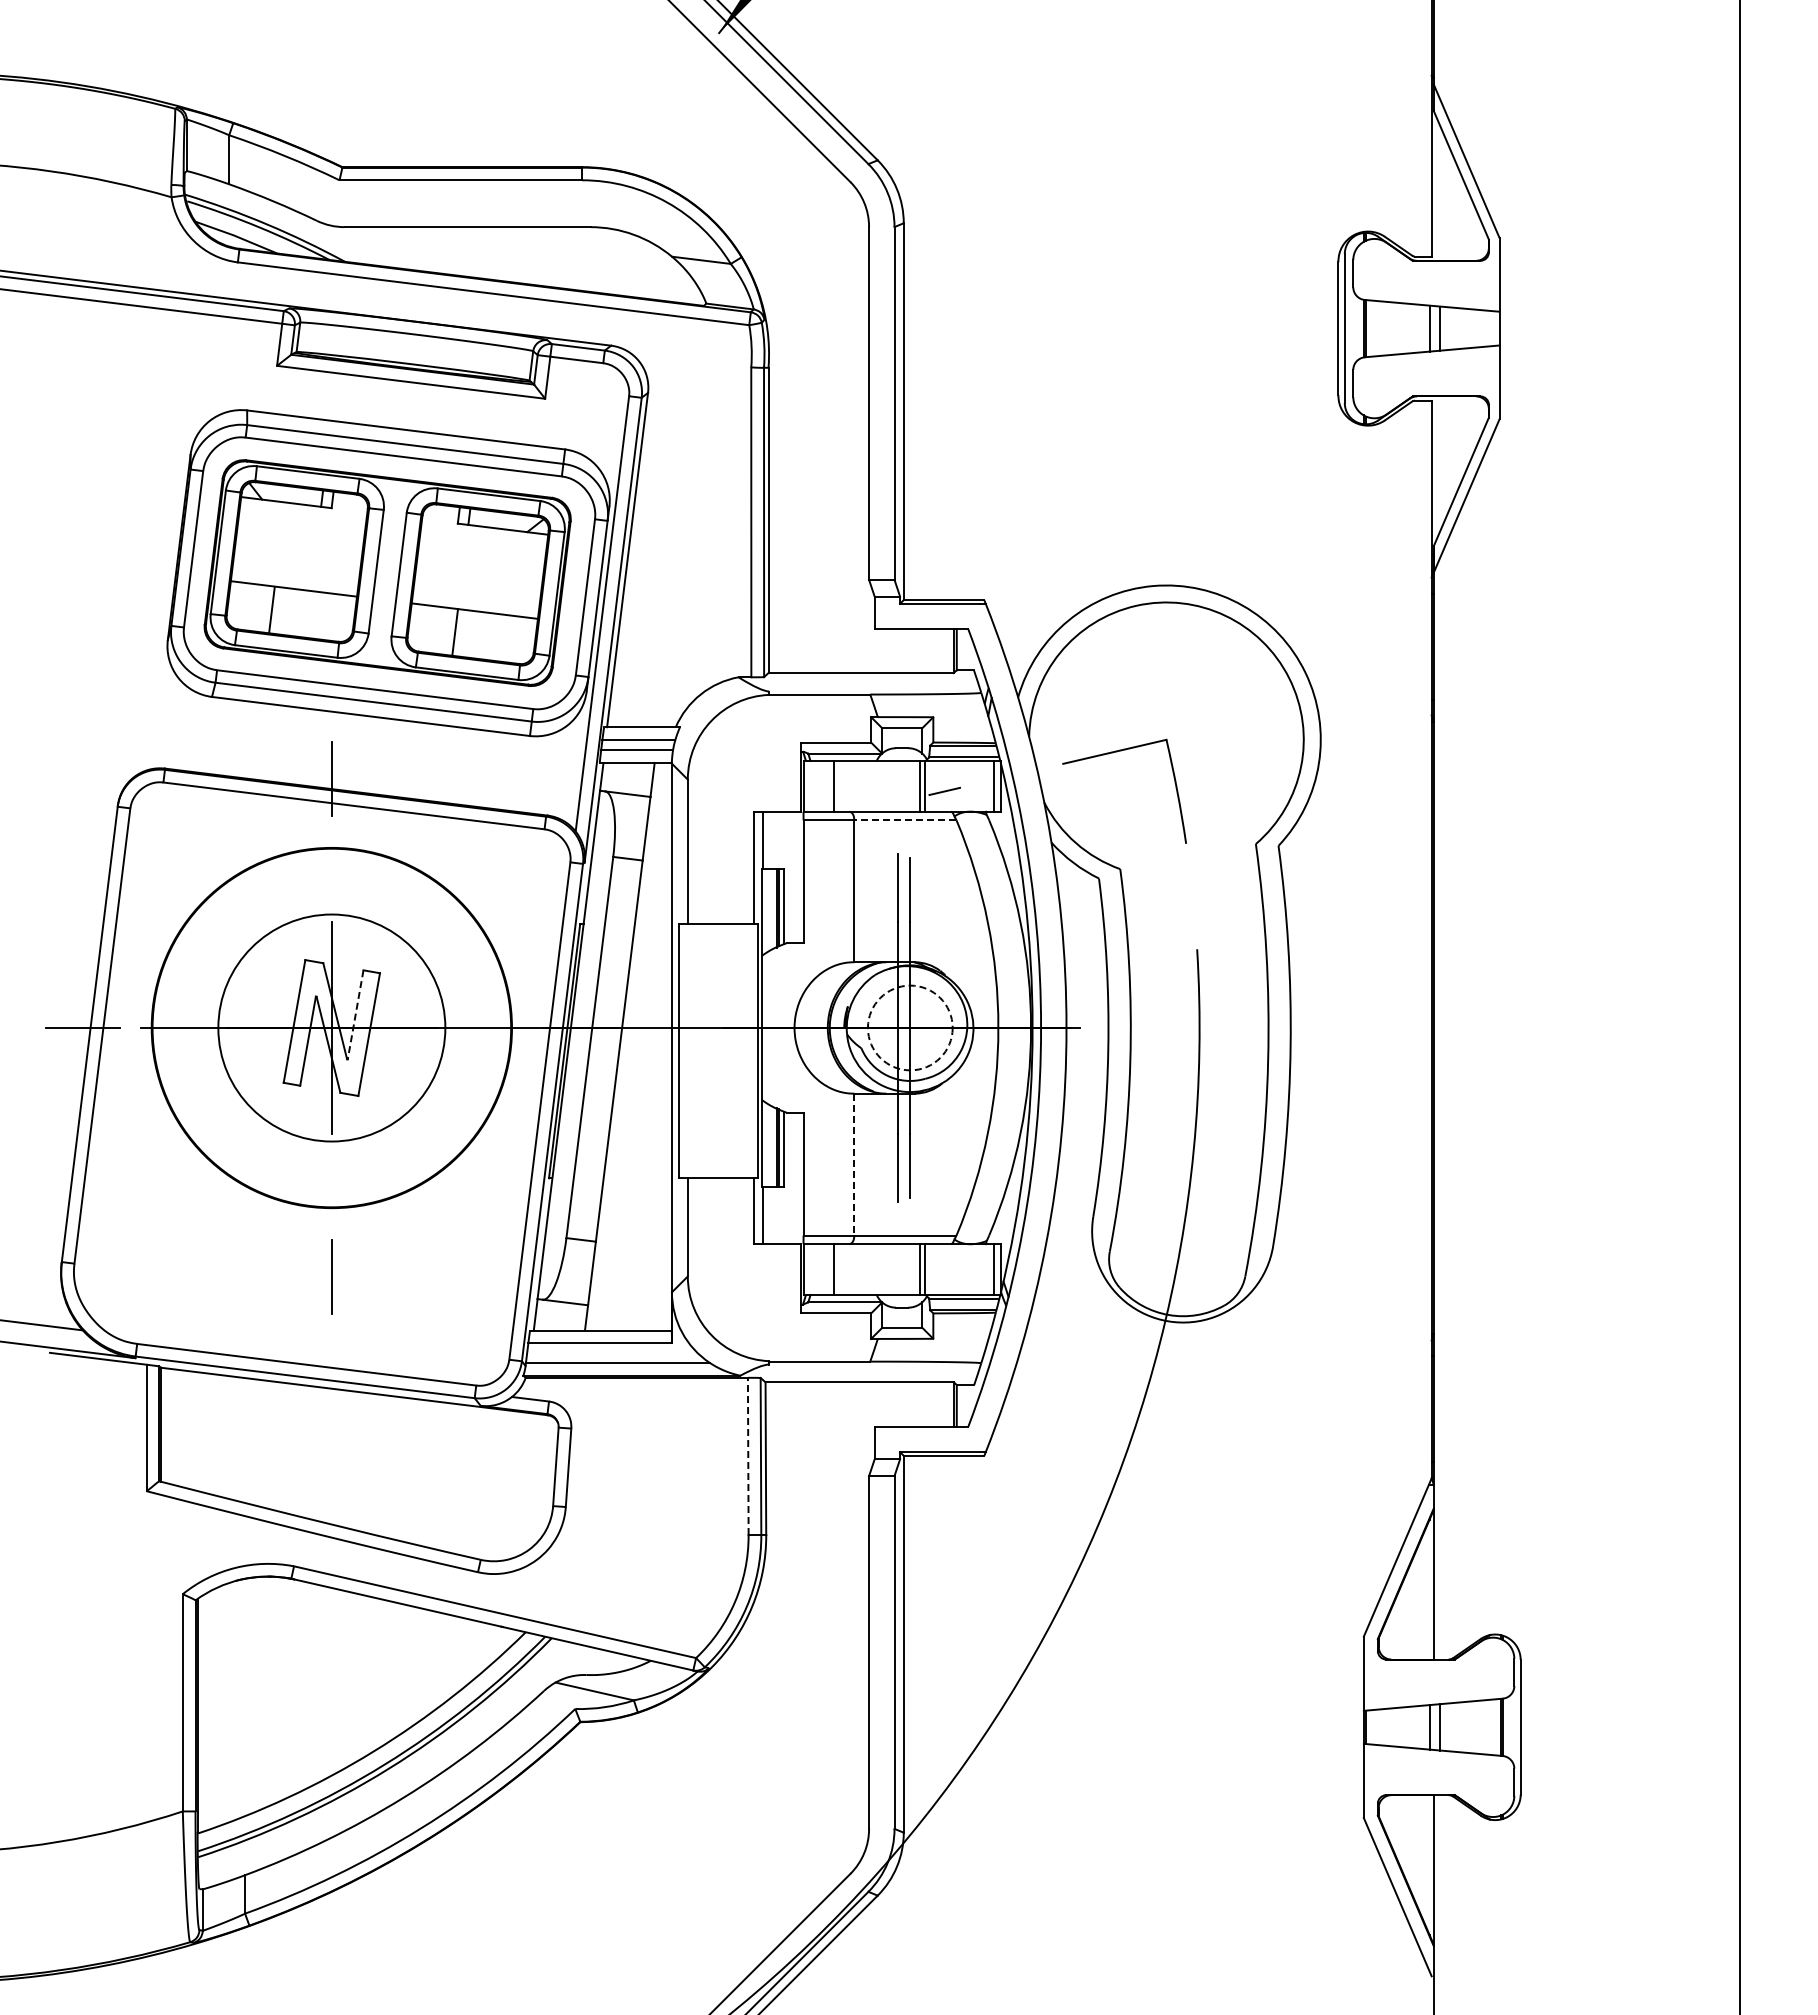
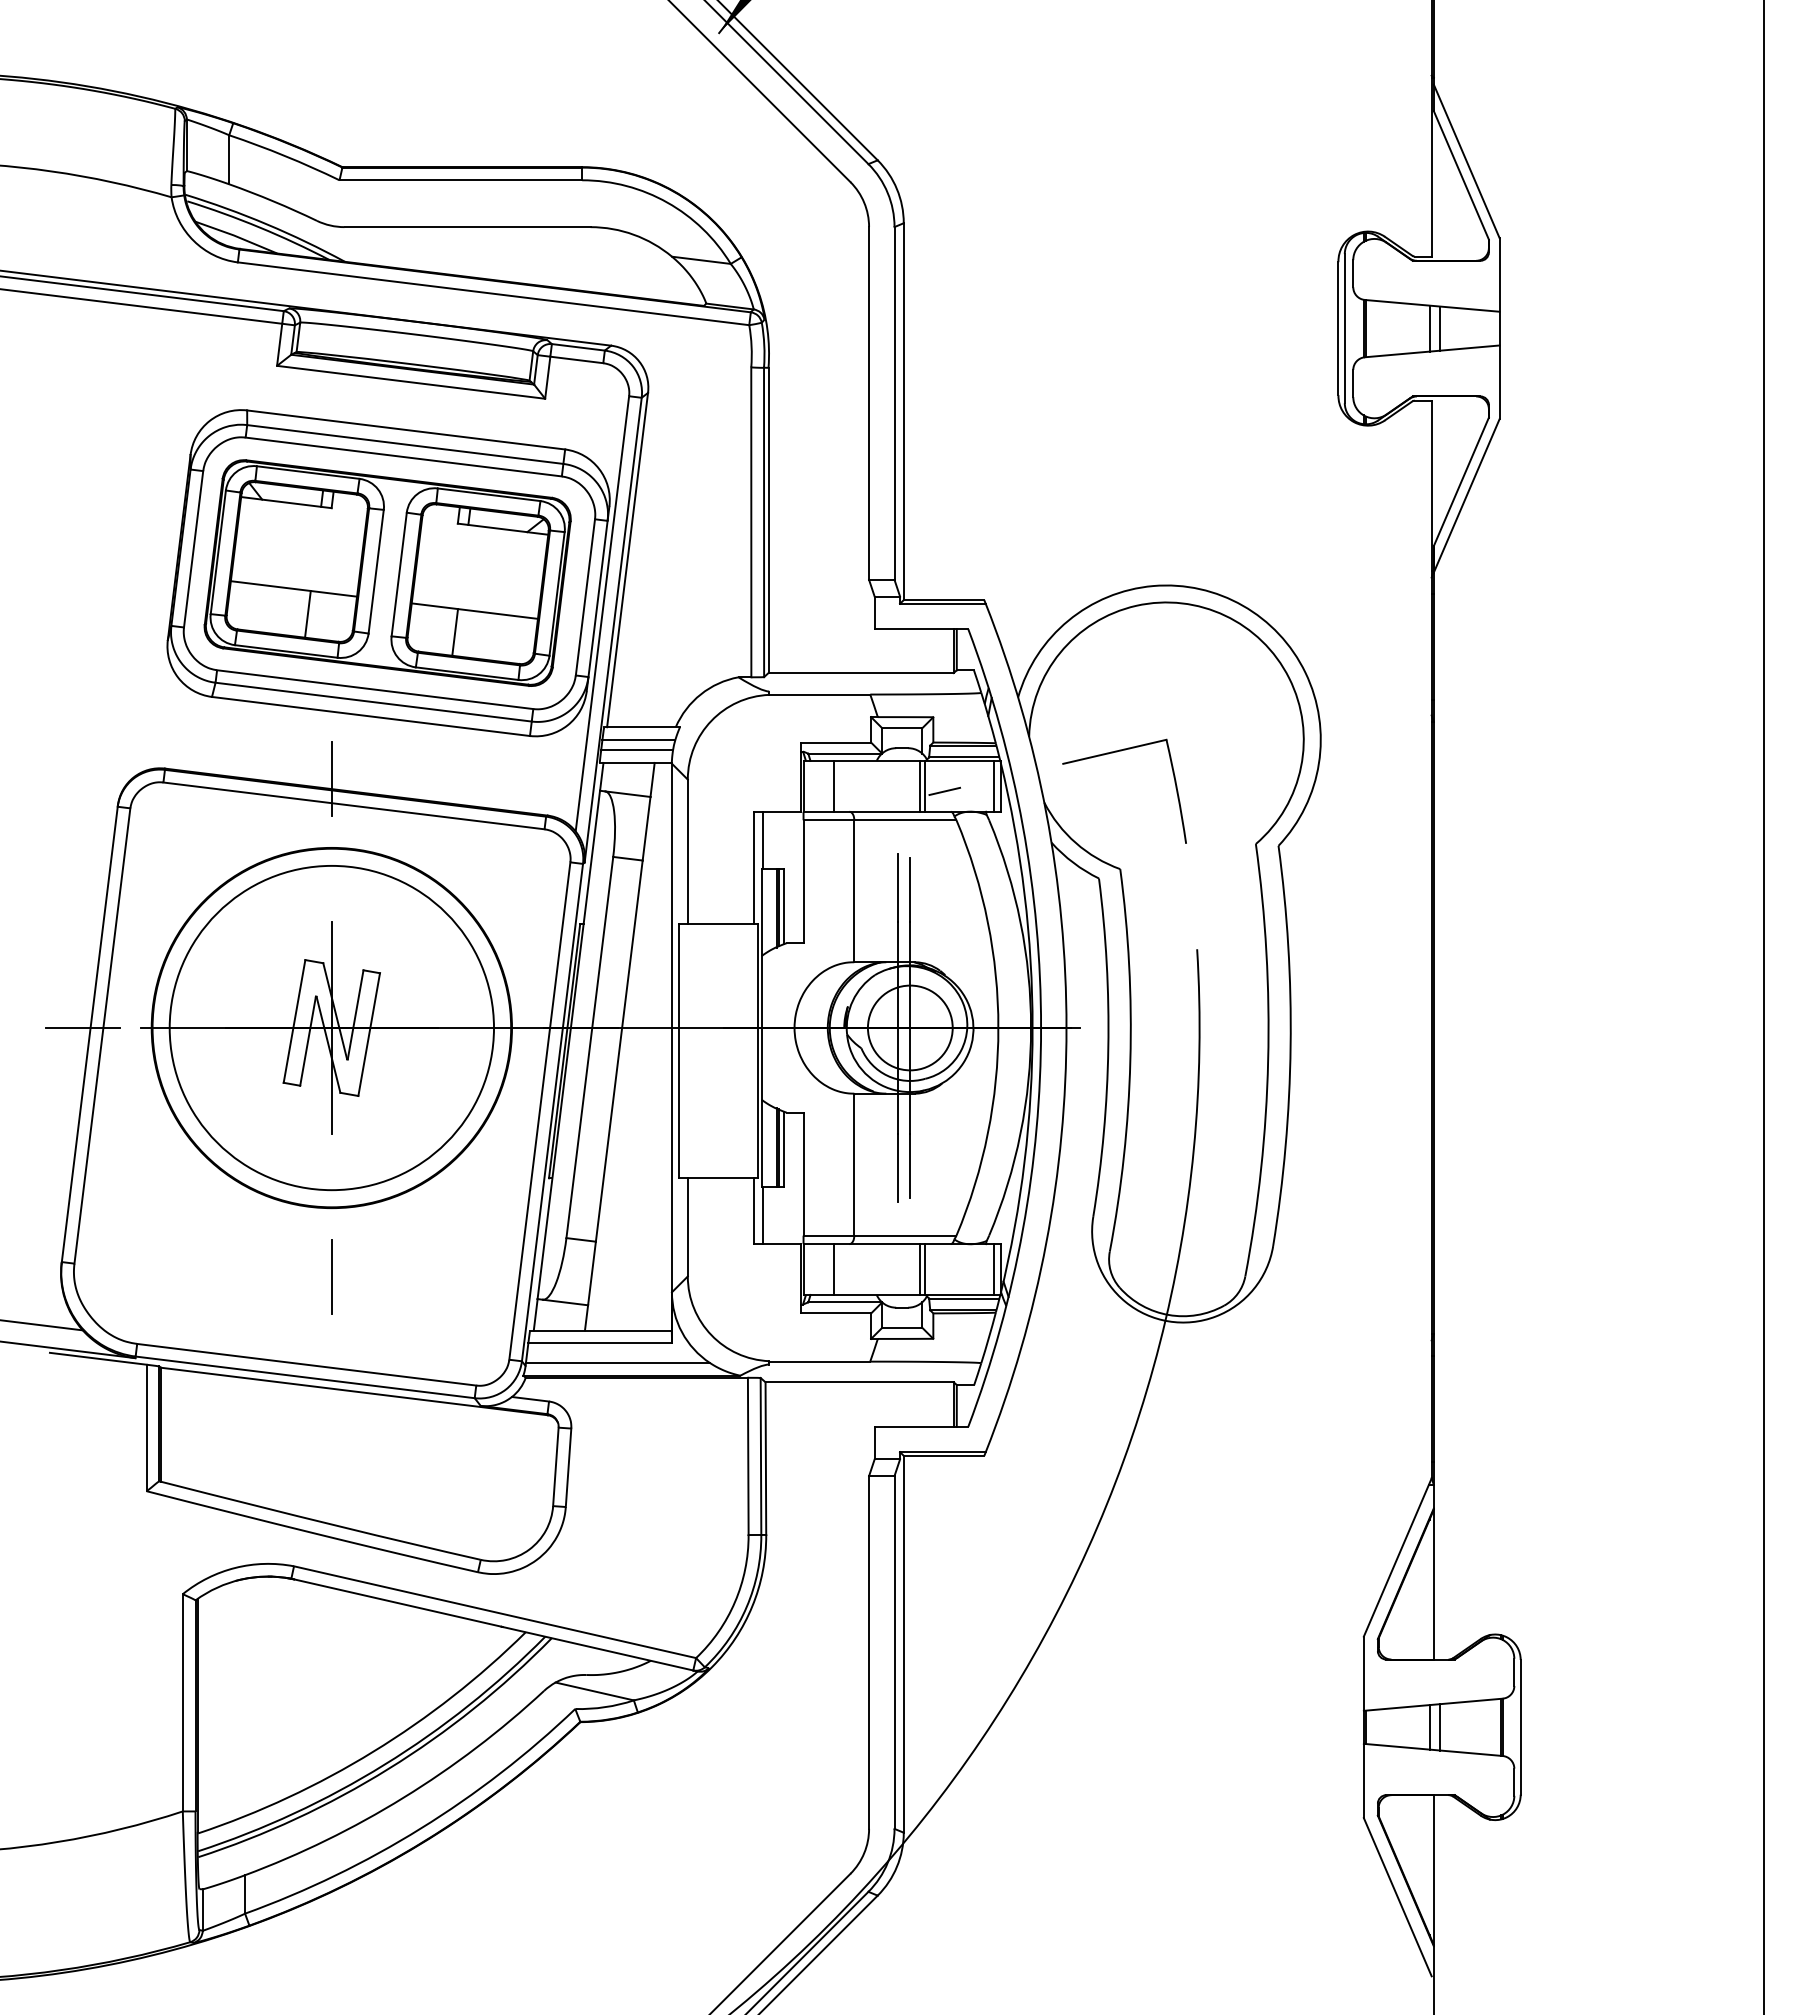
line position: (271, 610) -> (307, 614) (307, 614)
line: dashed -> solid (904, 820)
line position: (1739, 1006) -> (1763, 1006) (1763, 1006)
line: dashed -> solid (355, 1015)
circle diameter: 227 px -> 324 px (331, 1027)
circle: dashed -> solid (909, 1027)
line: dashed -> solid (854, 1164)
line: dashed -> solid (748, 1456)
